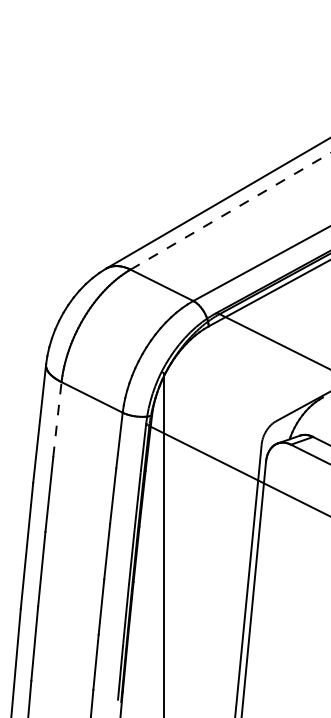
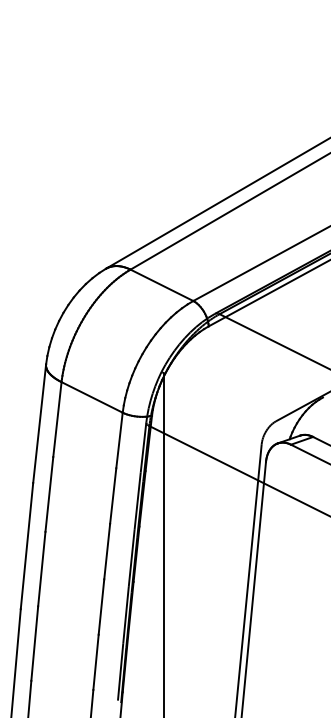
line: dashed -> solid (230, 211)
line: dashed -> solid (57, 419)
